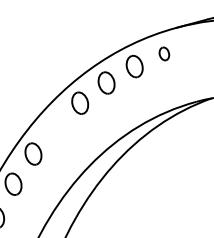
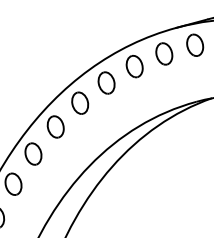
part: none -> present (195, 44)
part size: 13x16 px -> 19x24 px (164, 53)
part: none -> present (55, 126)
